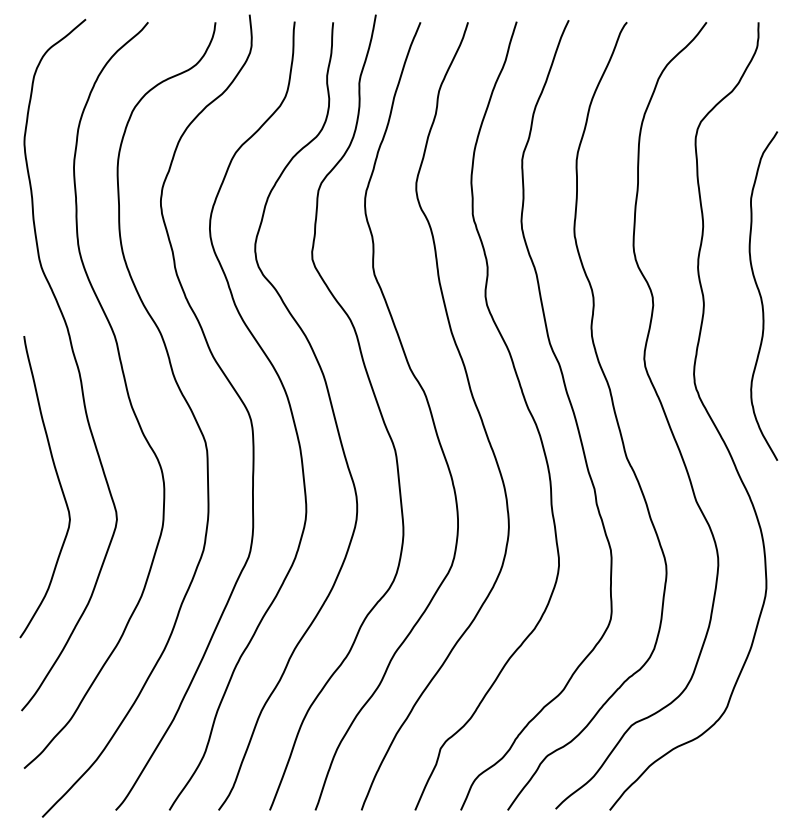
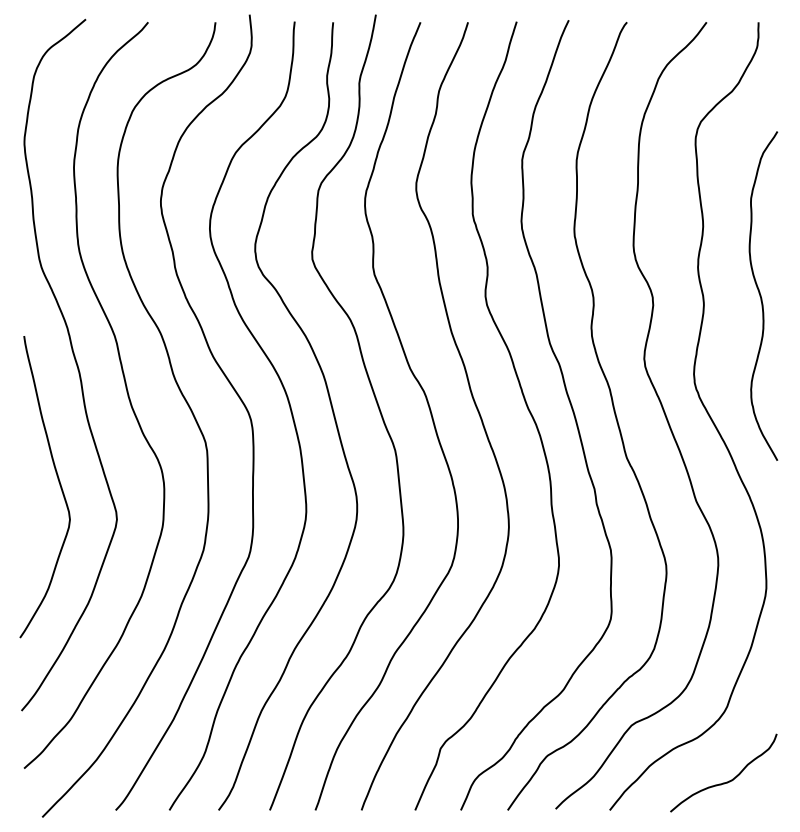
curve: none -> present (726, 781)
